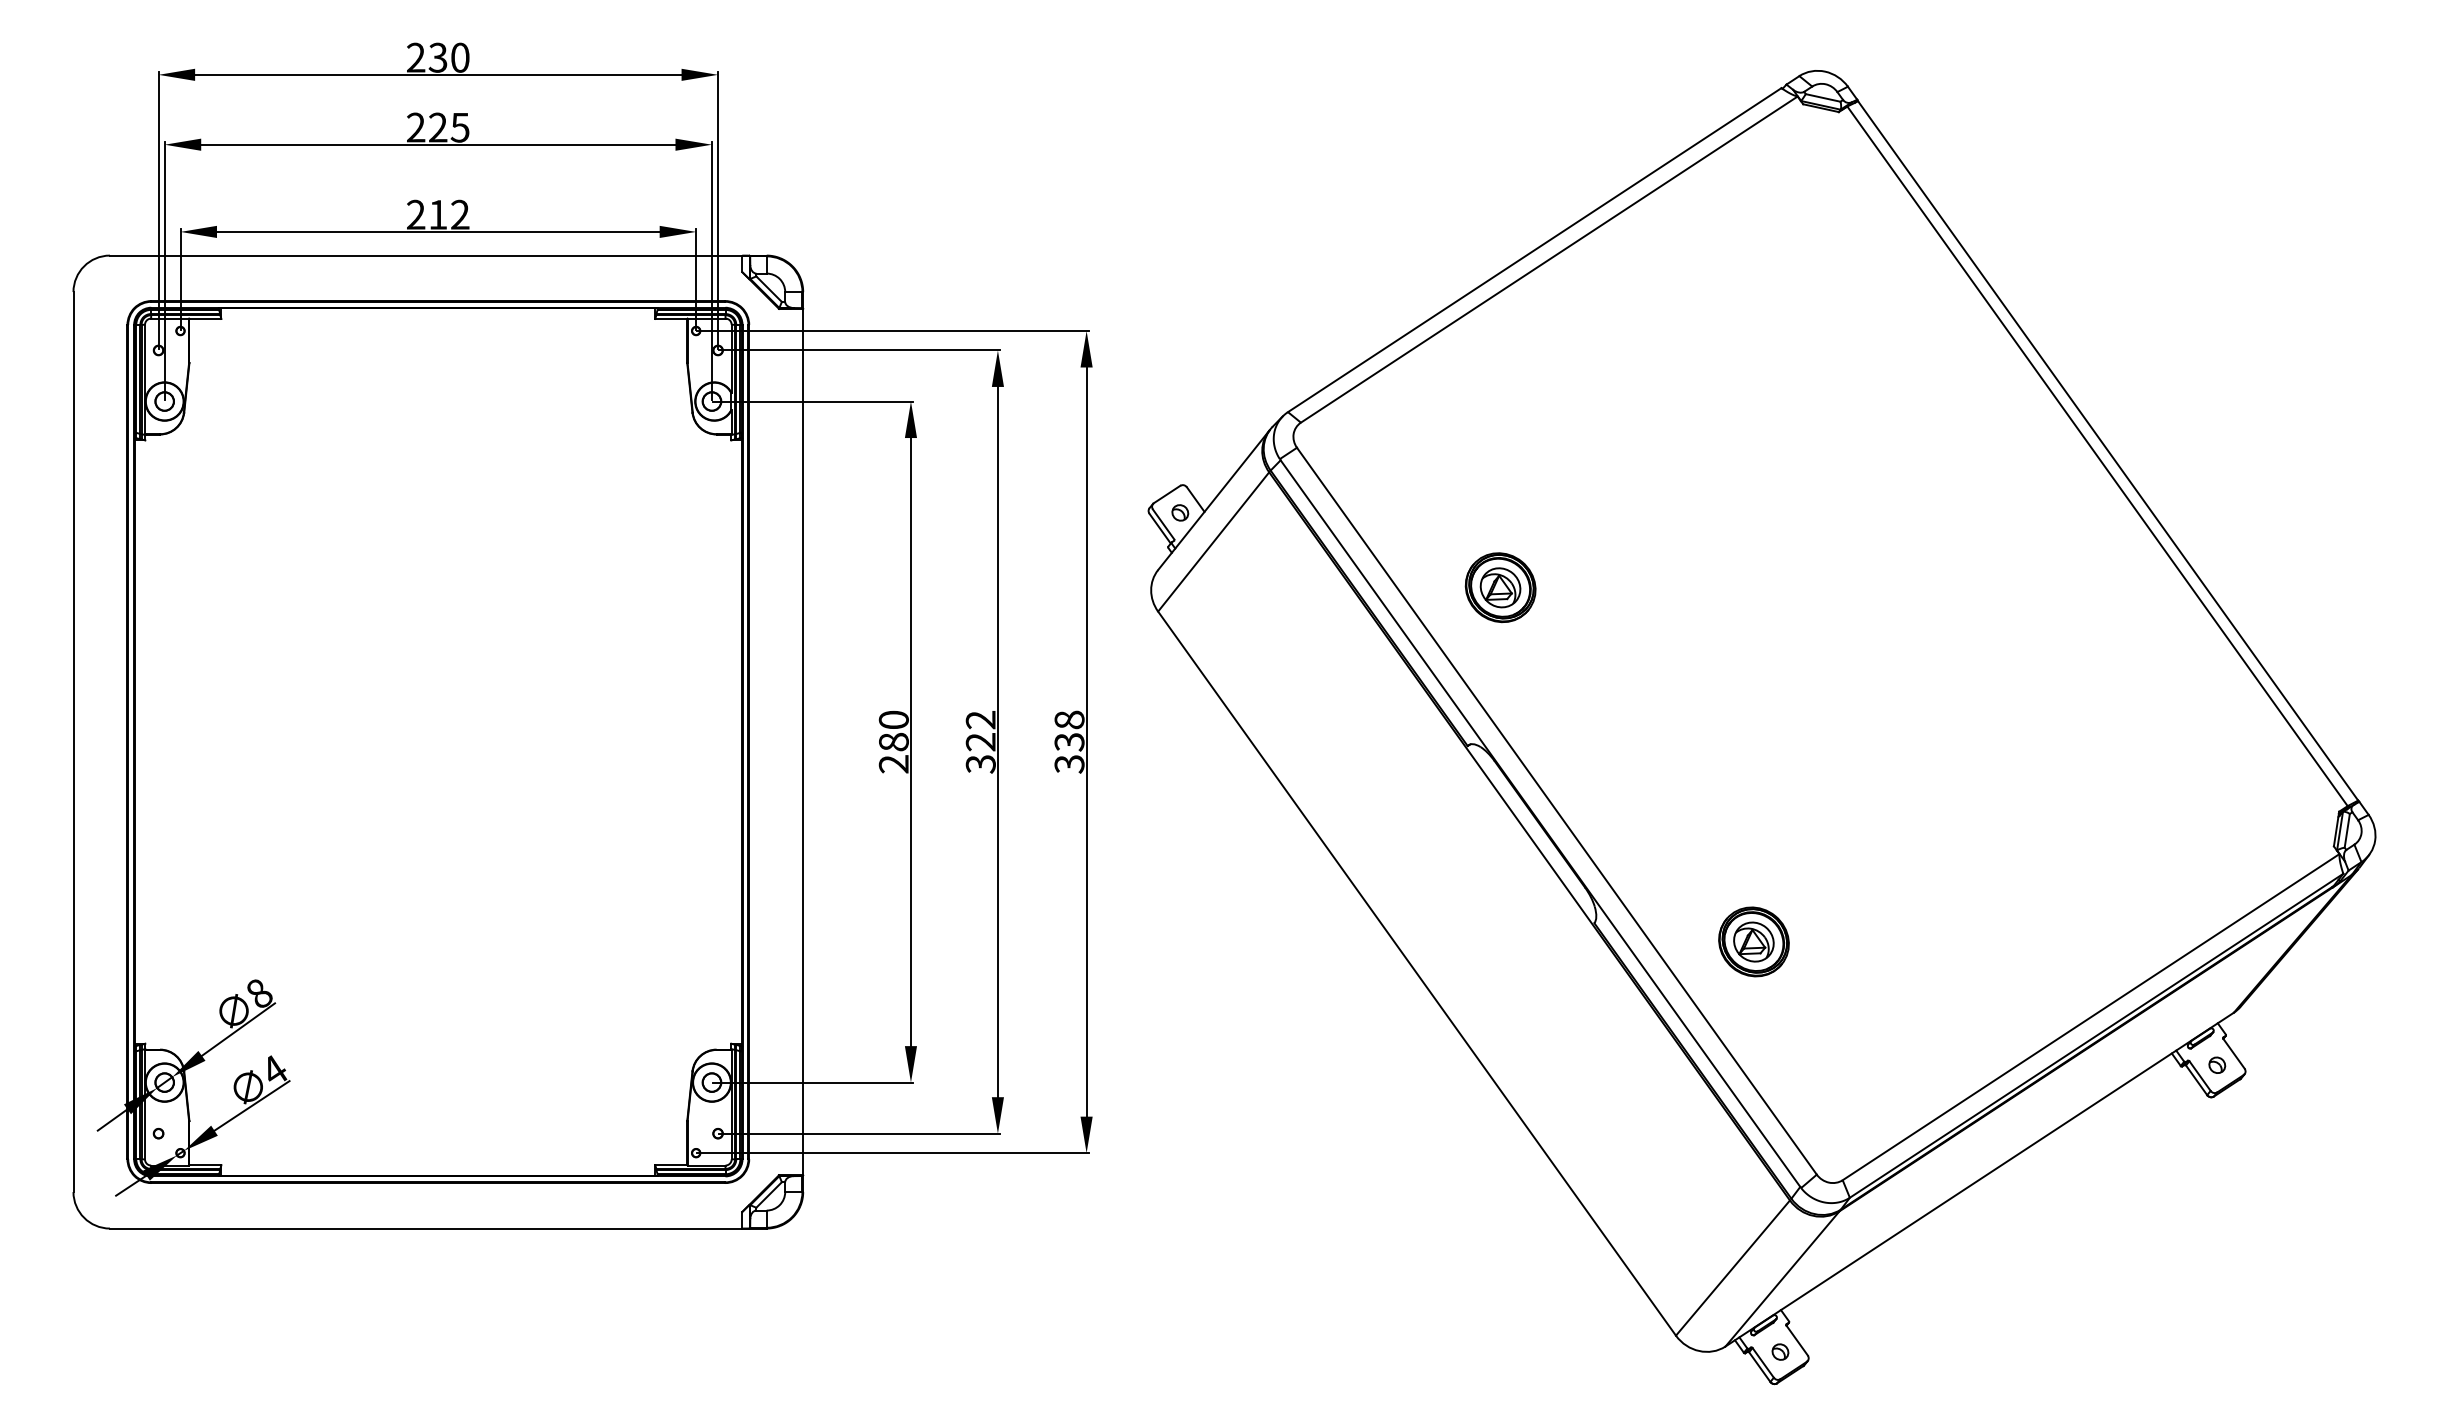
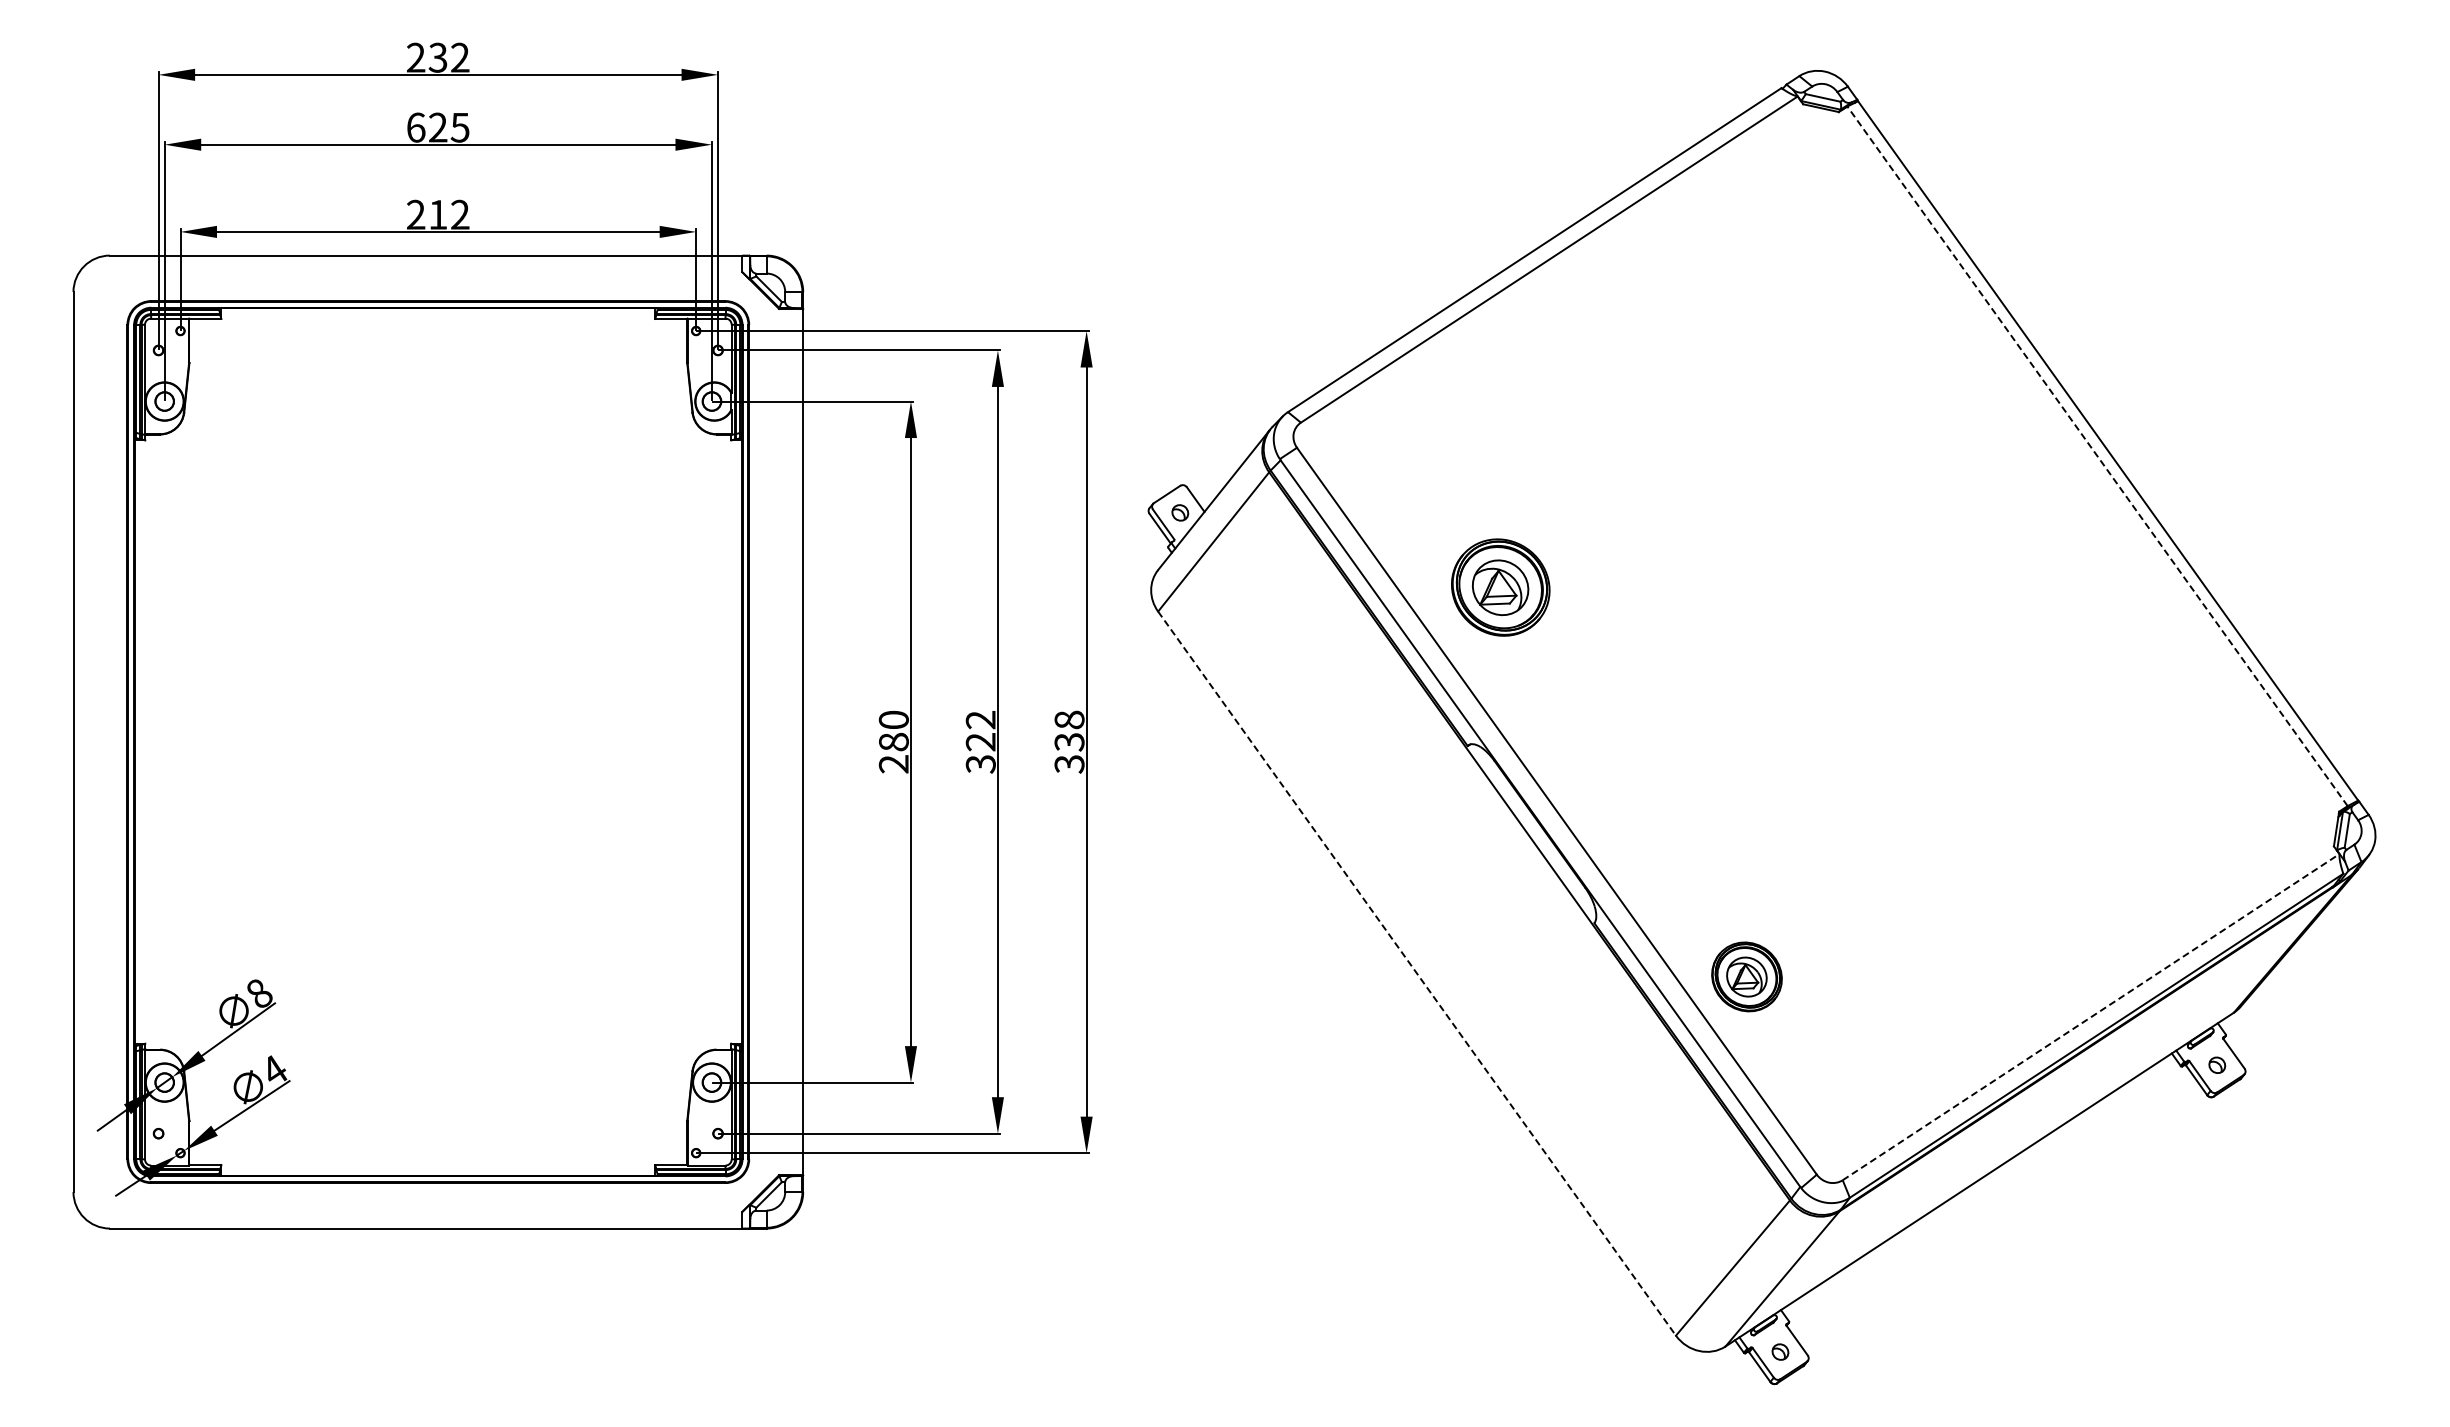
text: 230 -> 232 (460, 57)
text: 225 -> 625 (416, 127)
line: solid -> dashed (2097, 455)
part size: 73x72 px -> 100x99 px (1500, 587)
part position: (1753, 941) -> (1746, 976) (1746, 976)
line: solid -> dashed (1417, 974)
line: solid -> dashed (2091, 1016)
